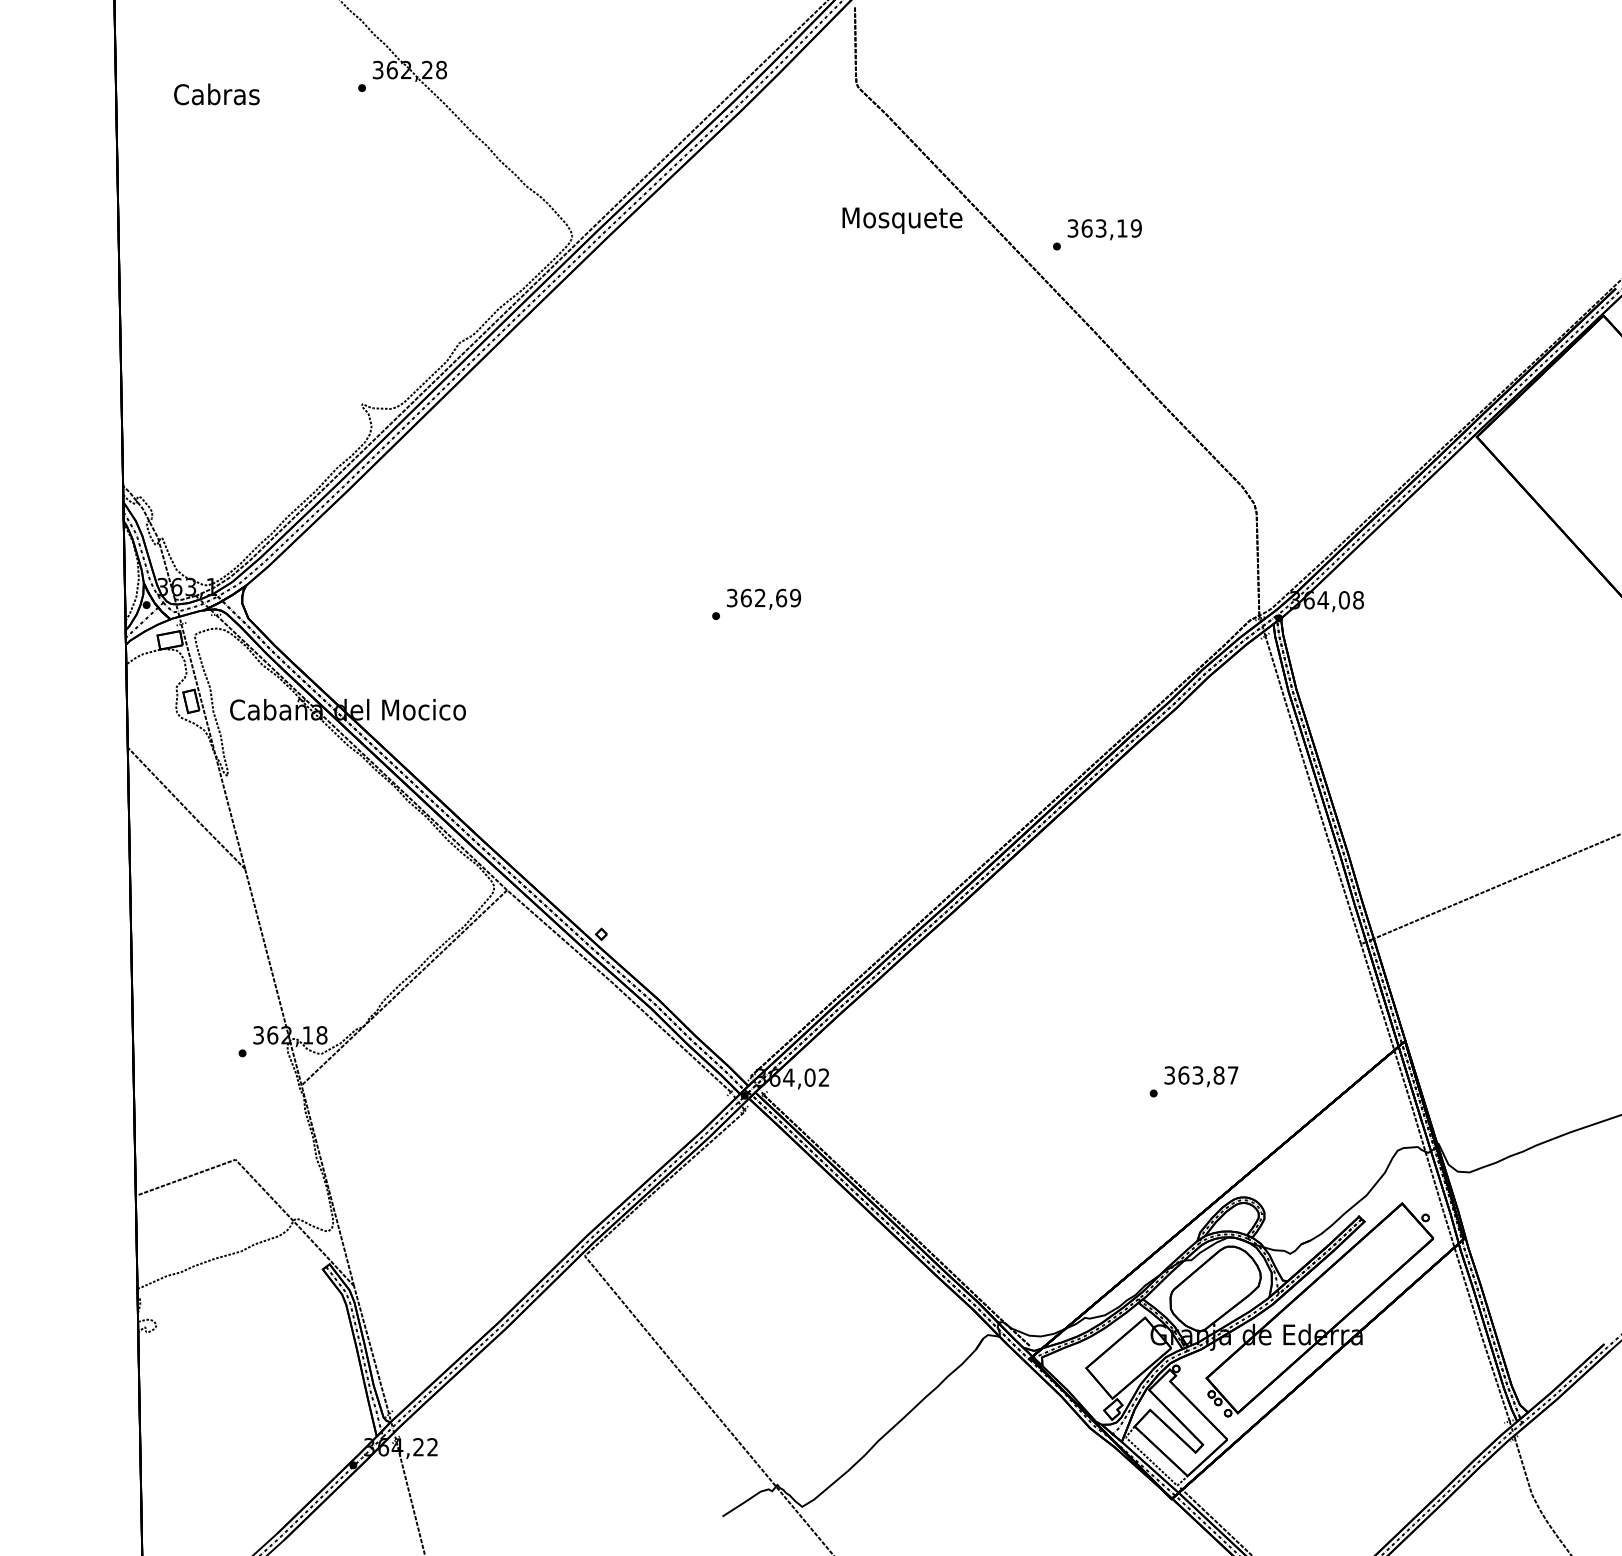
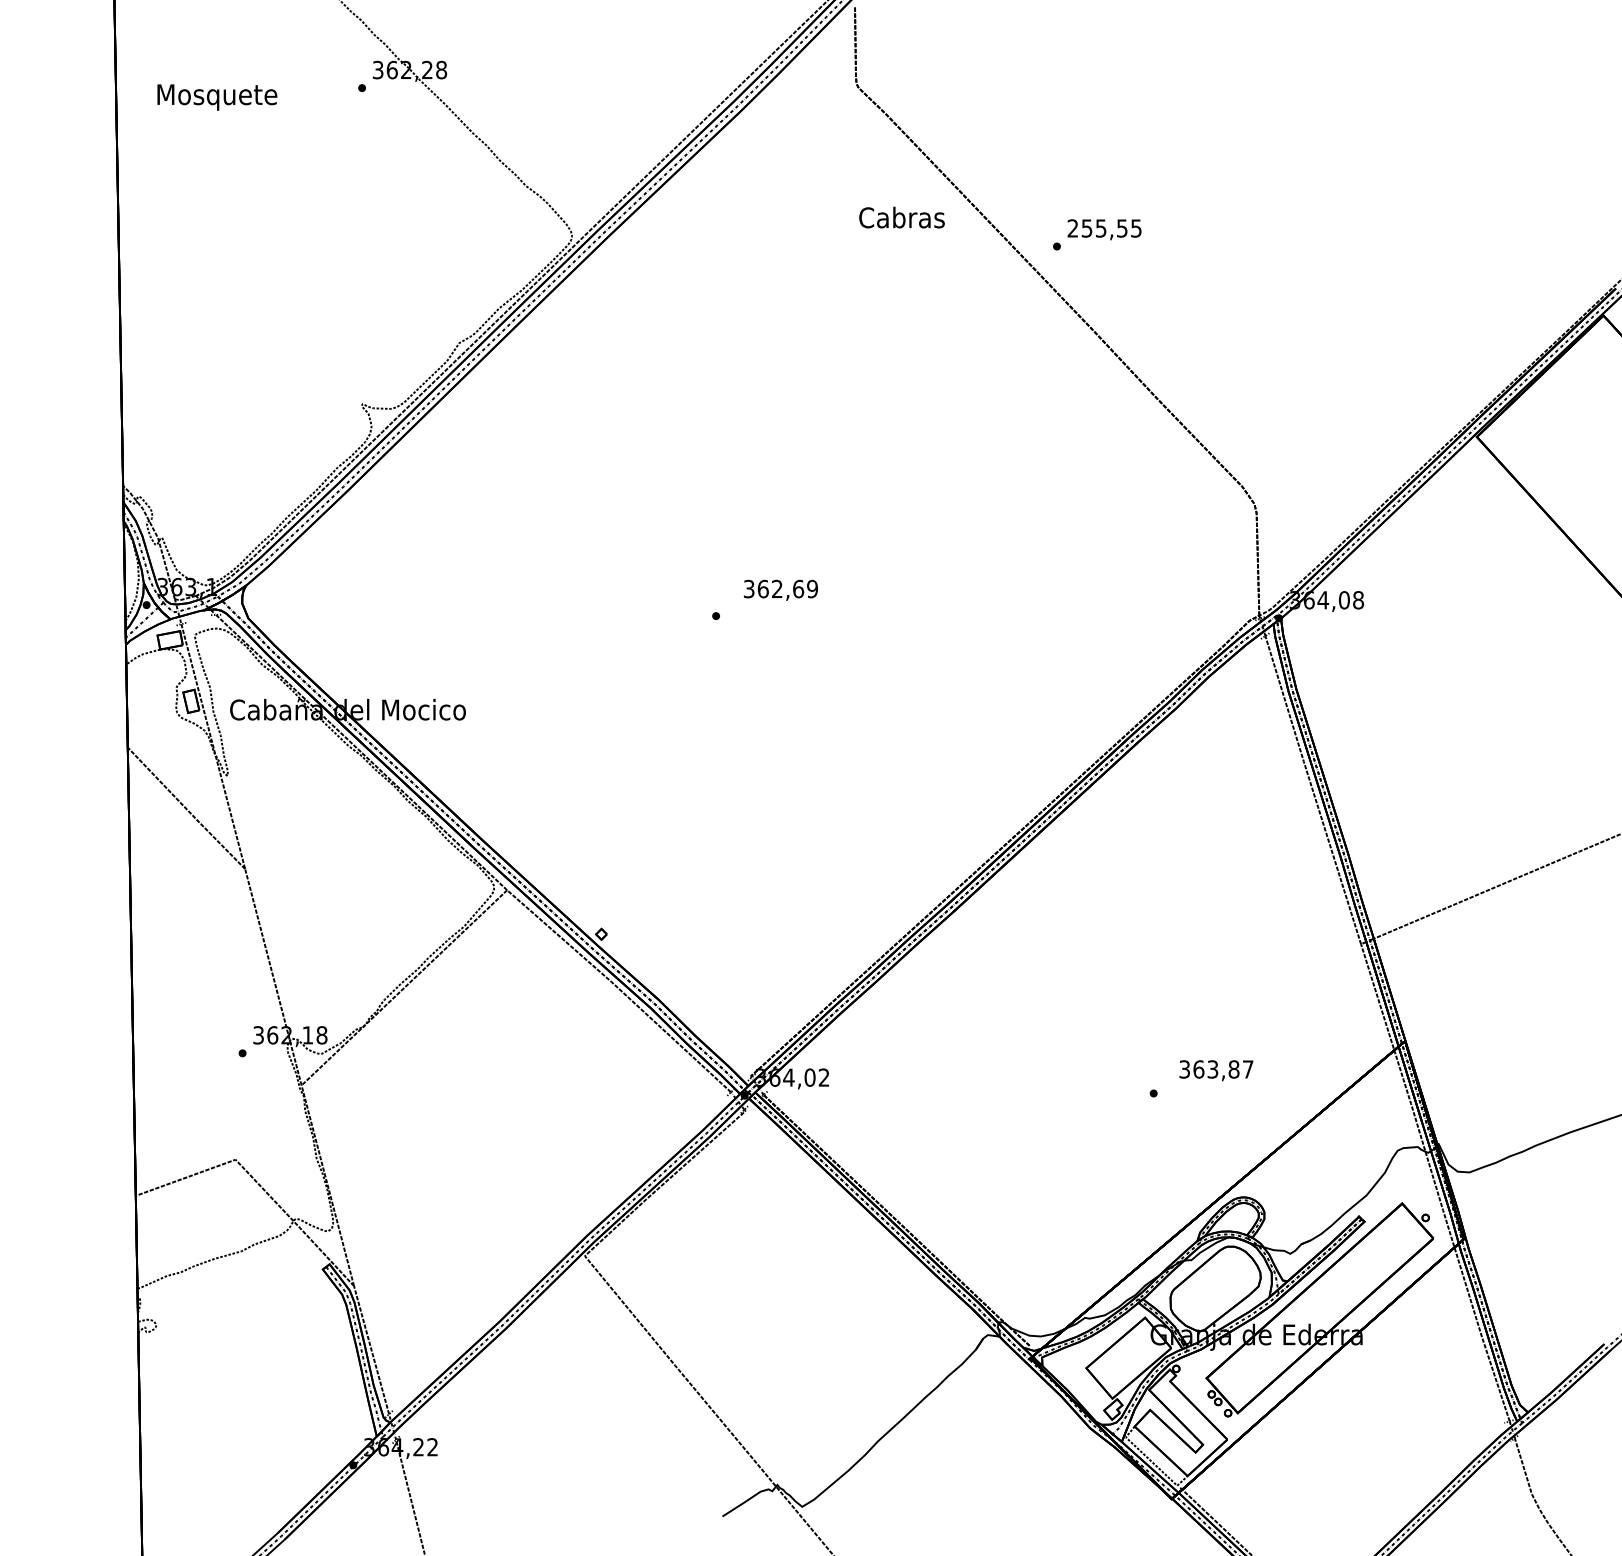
text: Cabras -> Mosquete (217, 96)
text: Mosquete -> Cabras (902, 219)
text: 363,19 -> 255,55 (1104, 228)
text position: (763, 598) -> (780, 589) (780, 589)
text position: (1201, 1076) -> (1216, 1070) (1216, 1070)
